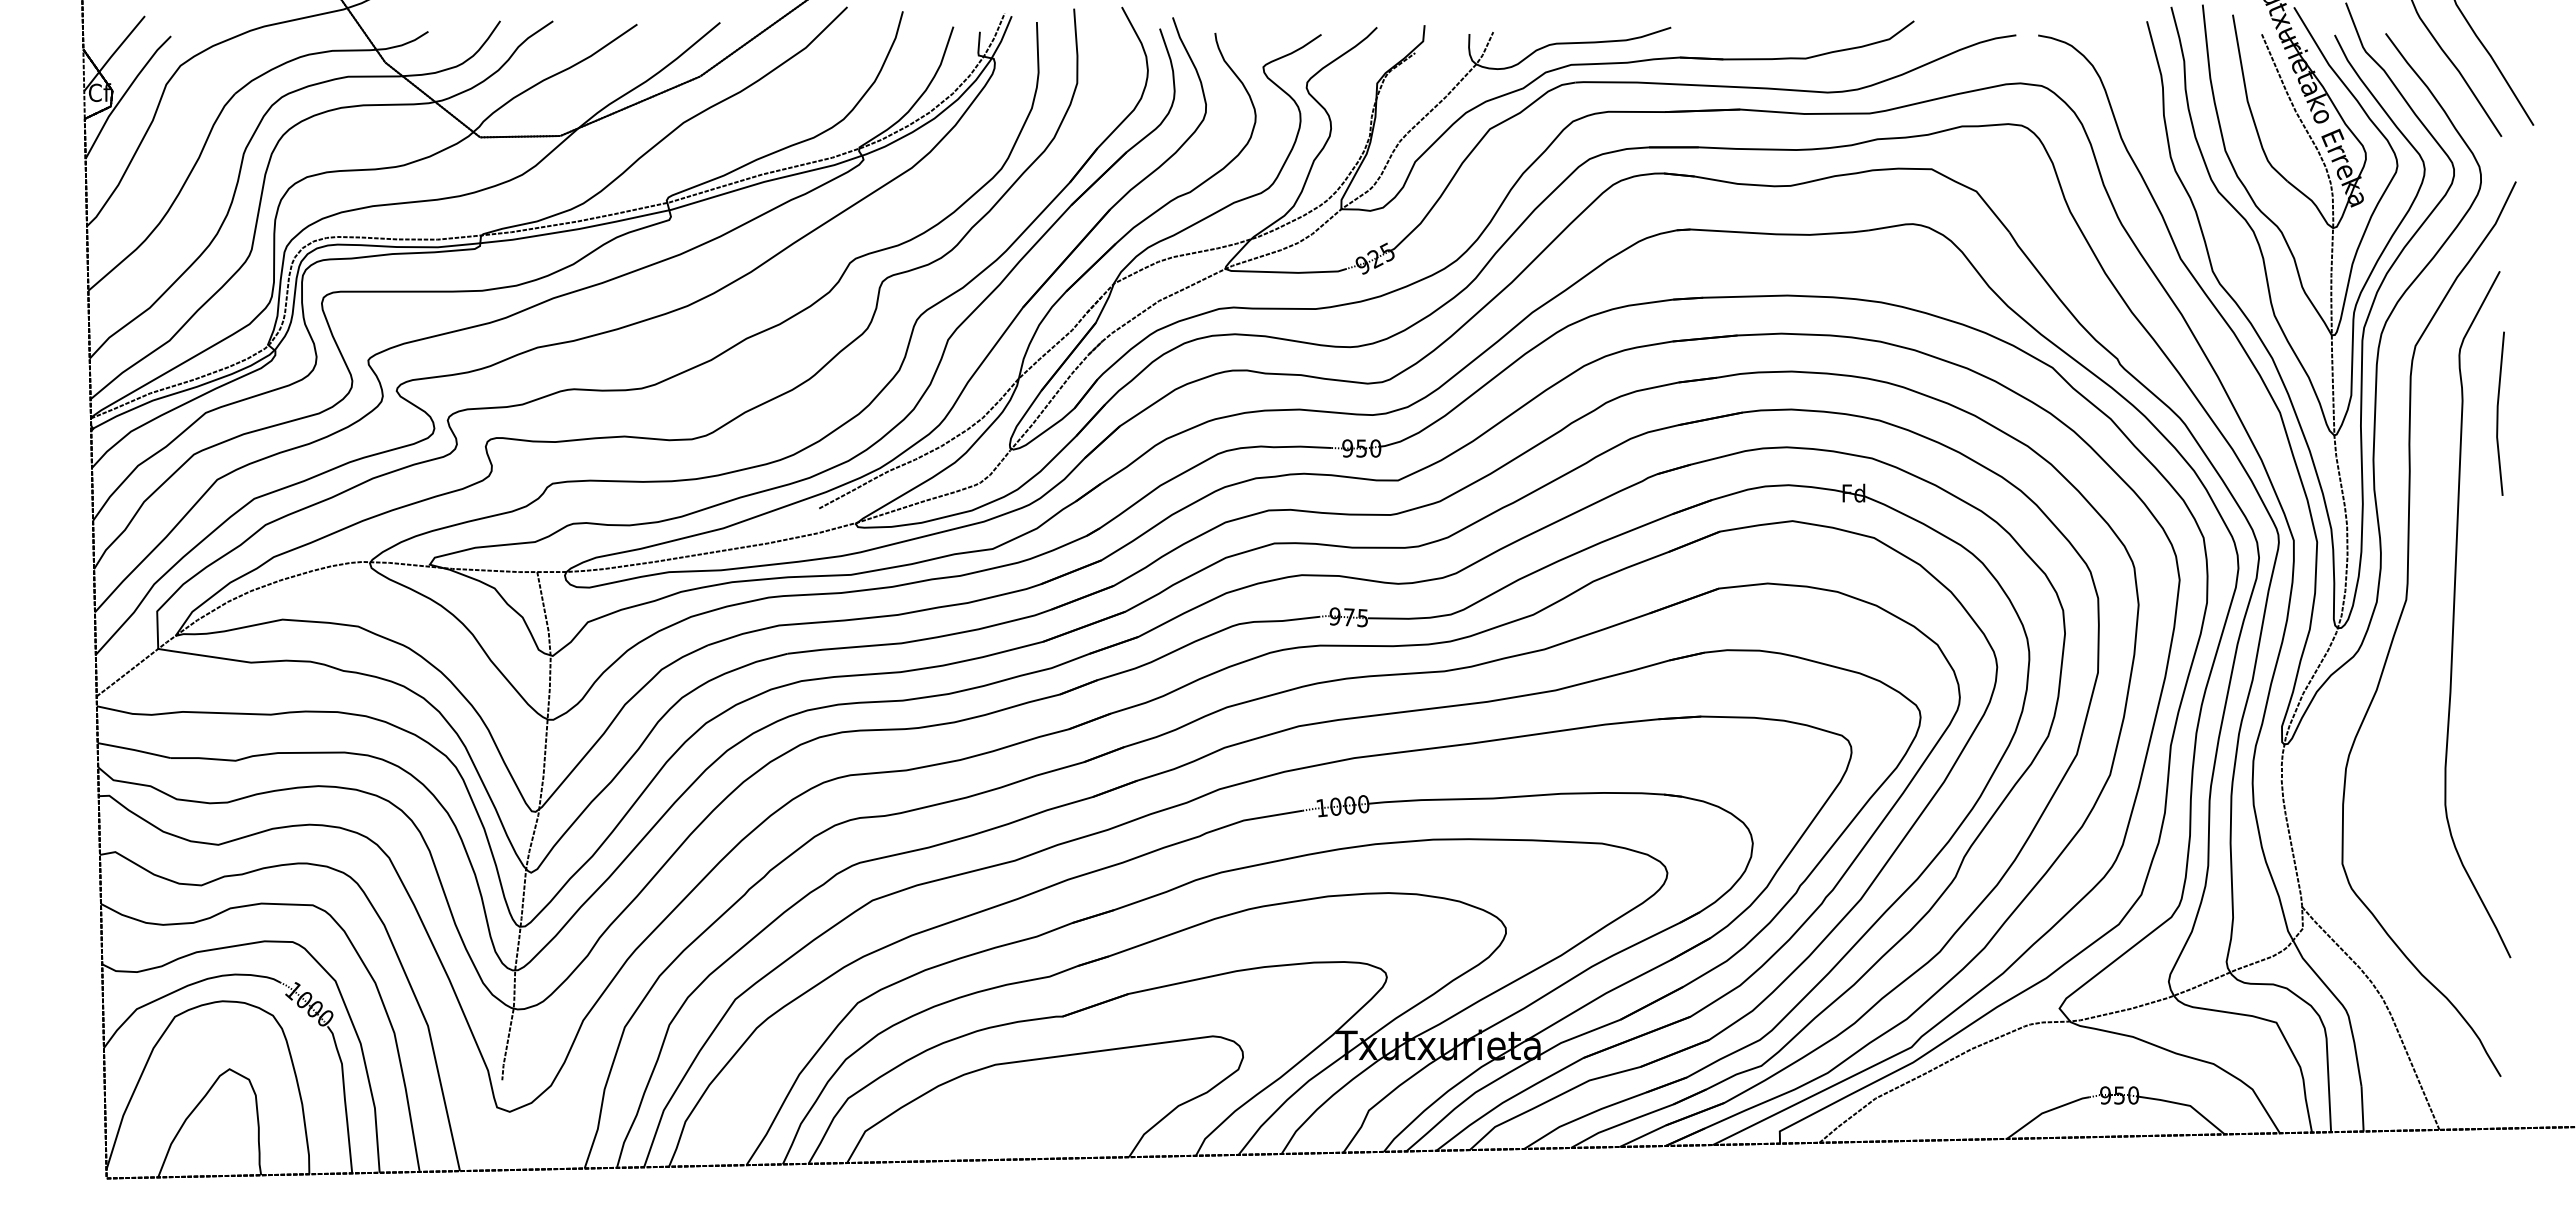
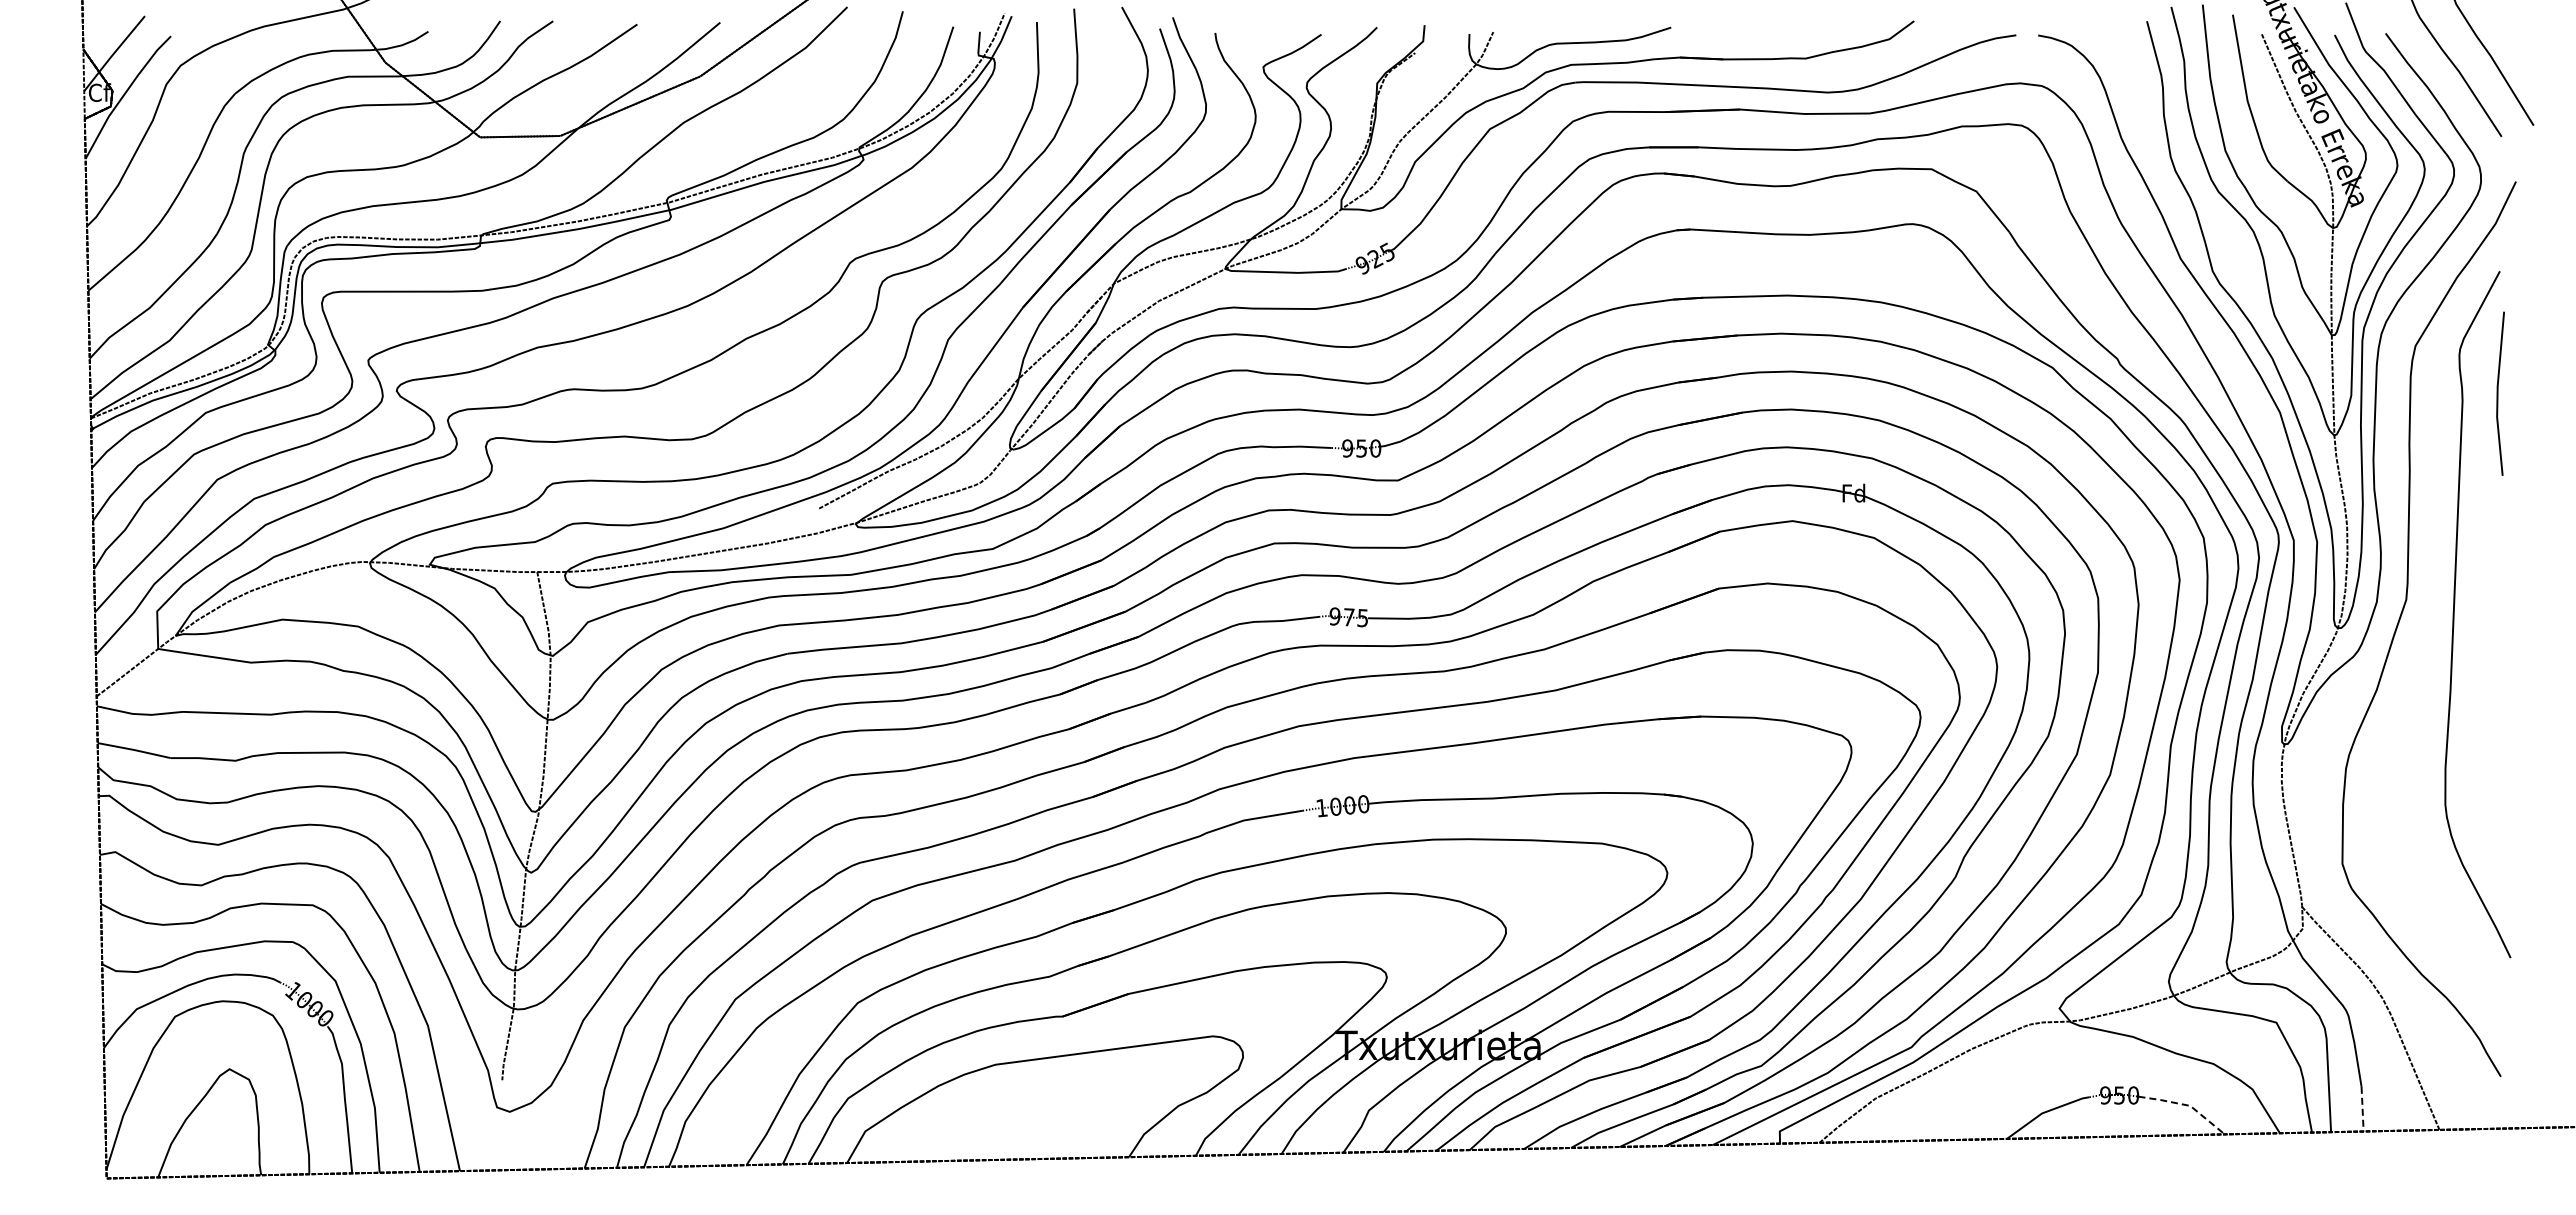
line position: (2498, 413) -> (2498, 393) (2498, 393)
line: solid -> dashed (2186, 1105)
line: solid -> dashed (2362, 1109)
